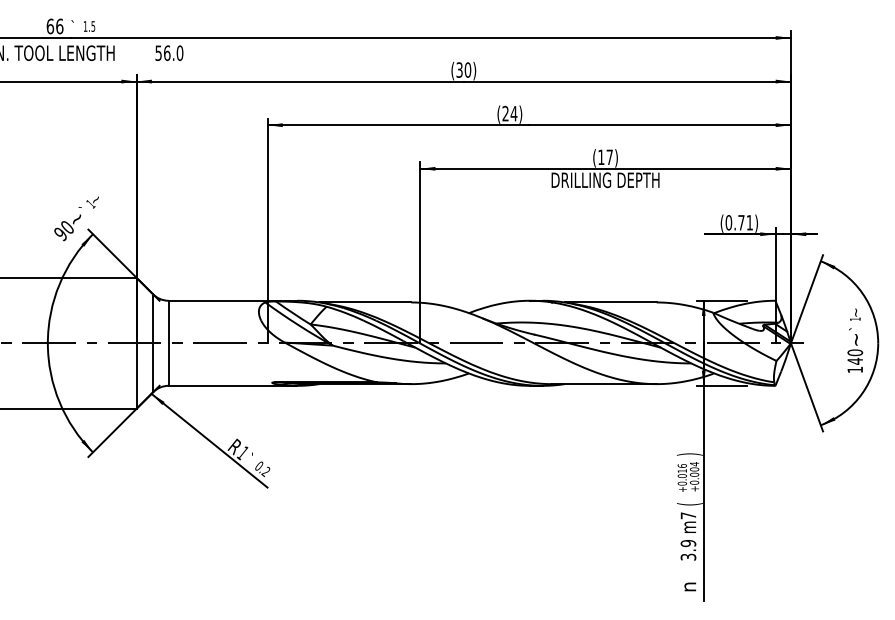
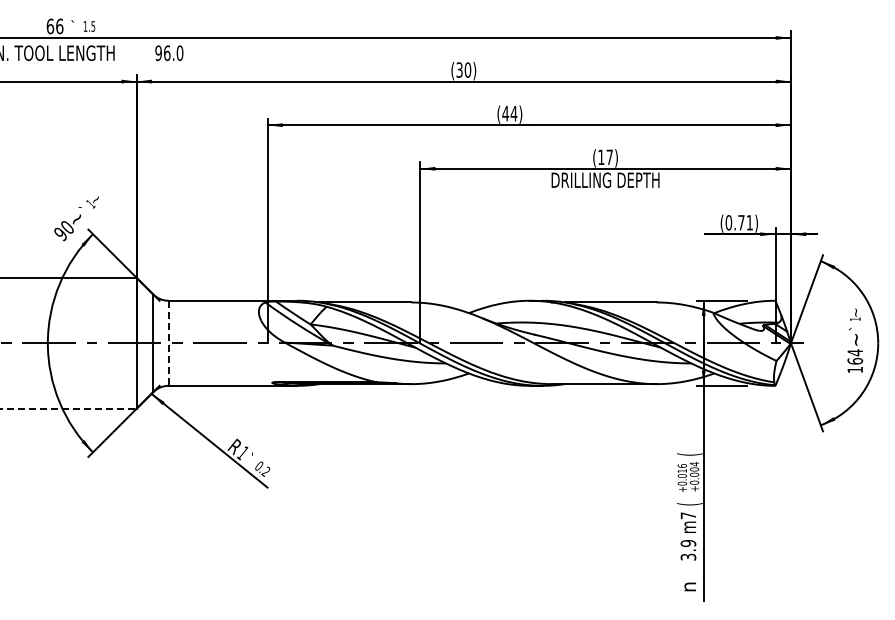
text: 56.0 -> 96.0 (158, 52)
text: (24) -> (44) (505, 113)
line: solid -> dashed (168, 343)
text: 140 -> 164 (855, 356)
line: solid -> dashed (68, 408)
text: ) -> ( (689, 454)
